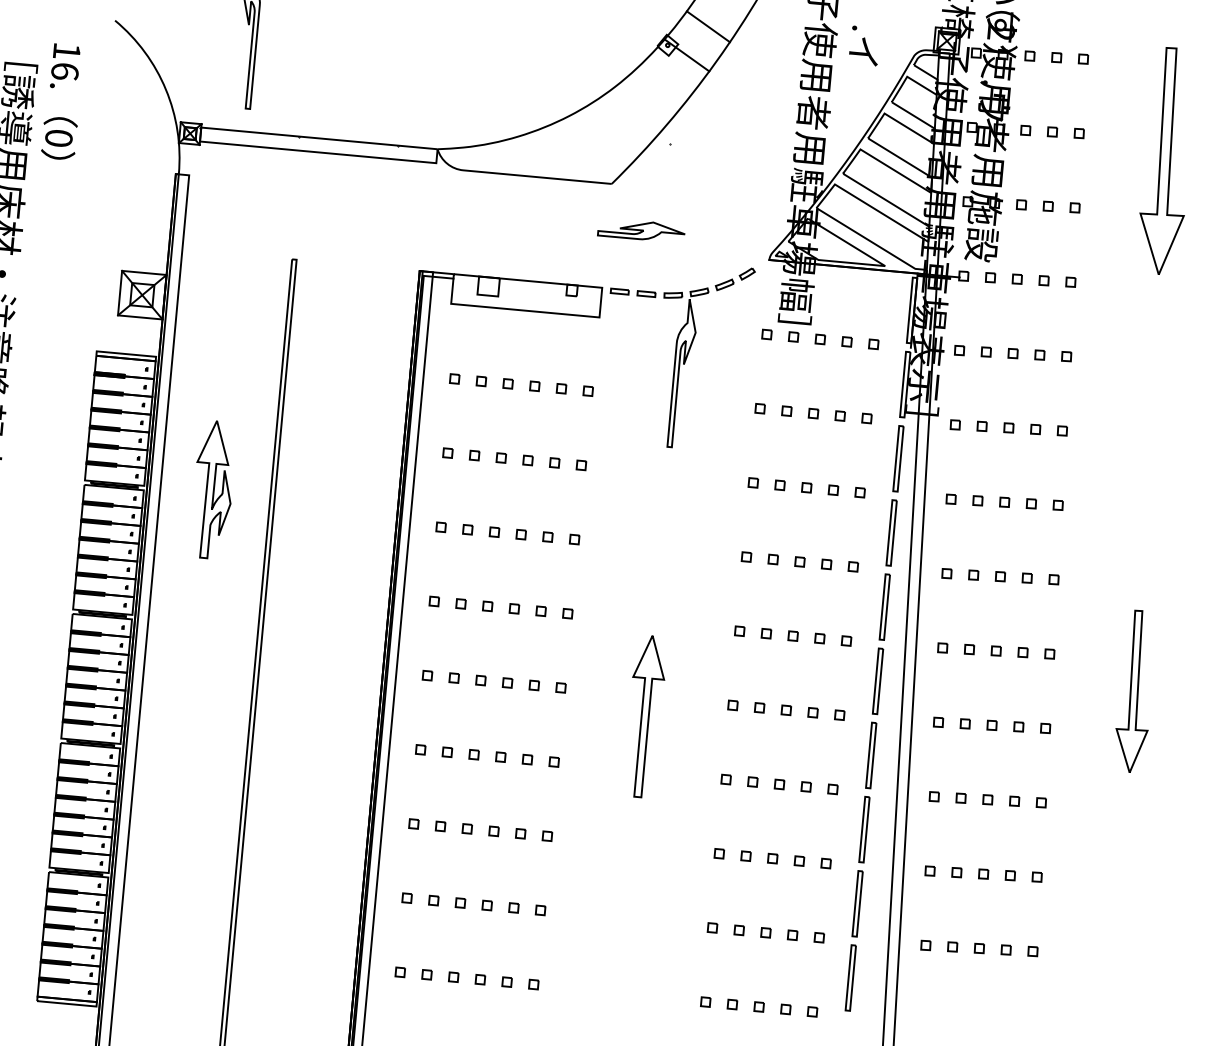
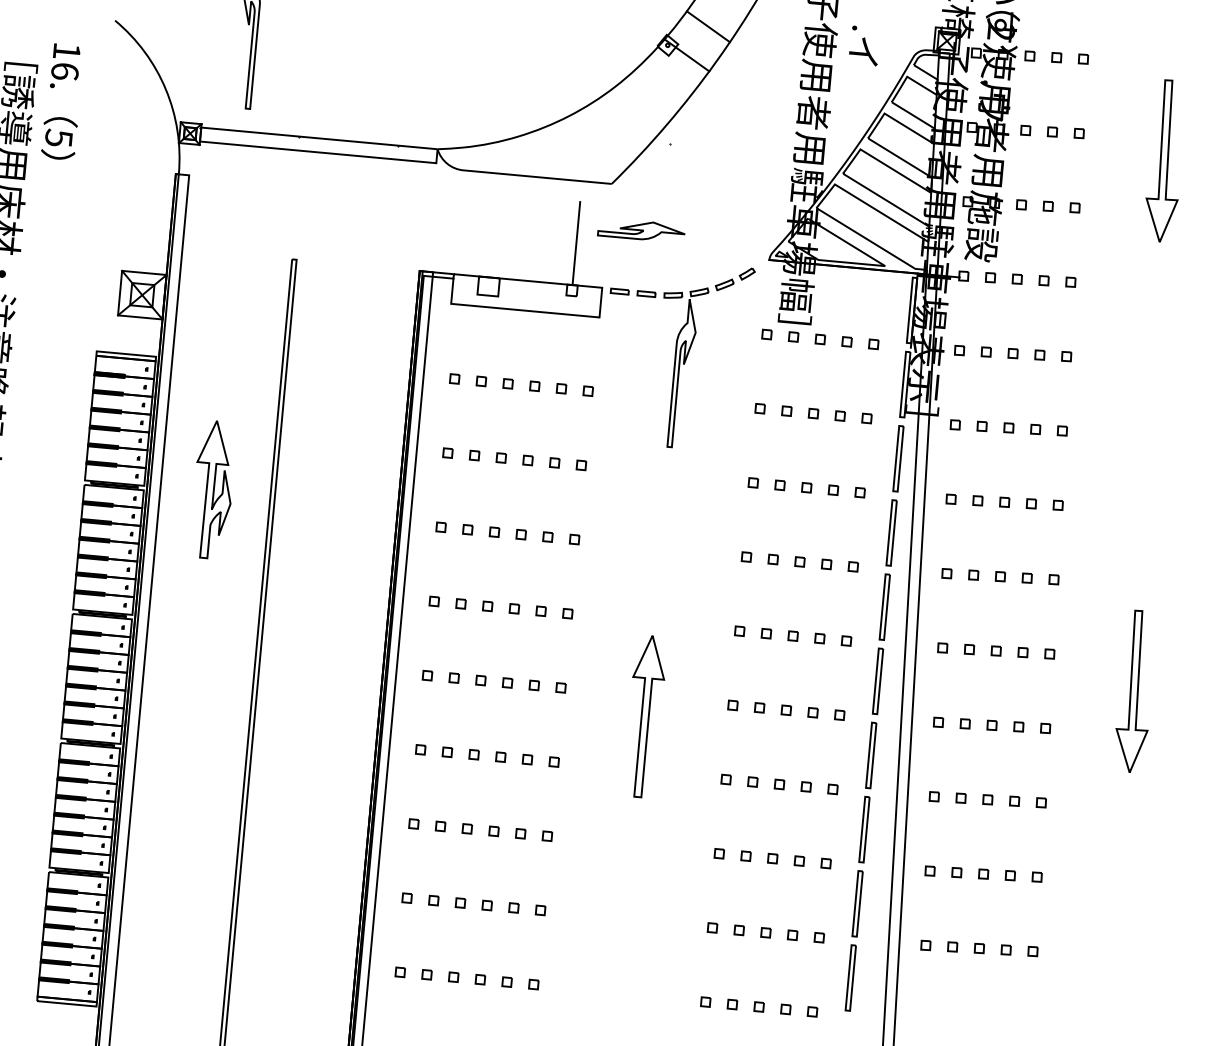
text: 0 -> 5 (58, 137)
part size: 46x228 px -> 34x164 px (1161, 160)
line: none -> present (576, 243)
